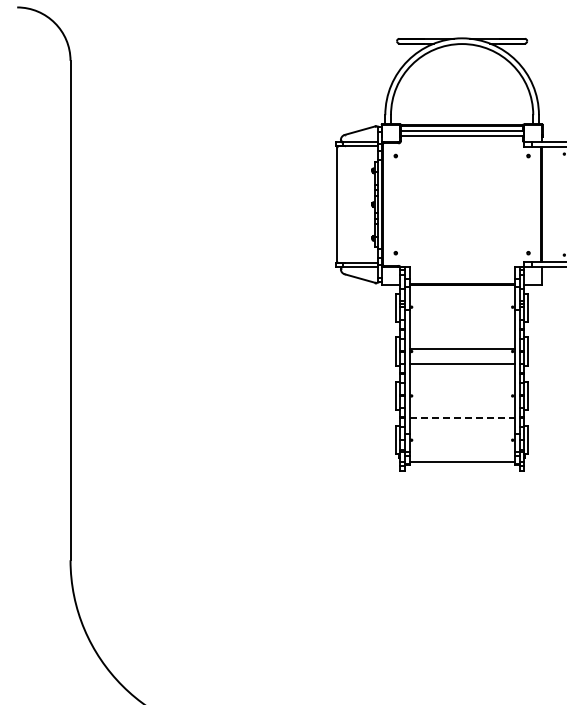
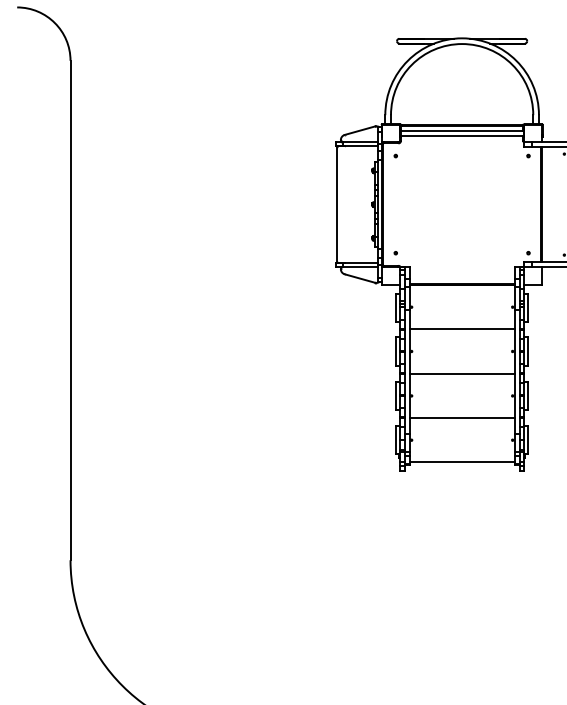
line position: (461, 349) -> (461, 329) (461, 329)
line position: (461, 363) -> (461, 373) (461, 373)
line: dashed -> solid (462, 418)
